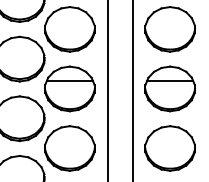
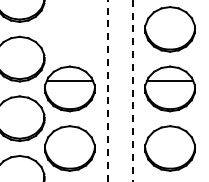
part: present -> none (69, 29)
line: solid -> dashed (132, 90)
line: solid -> dashed (107, 91)
